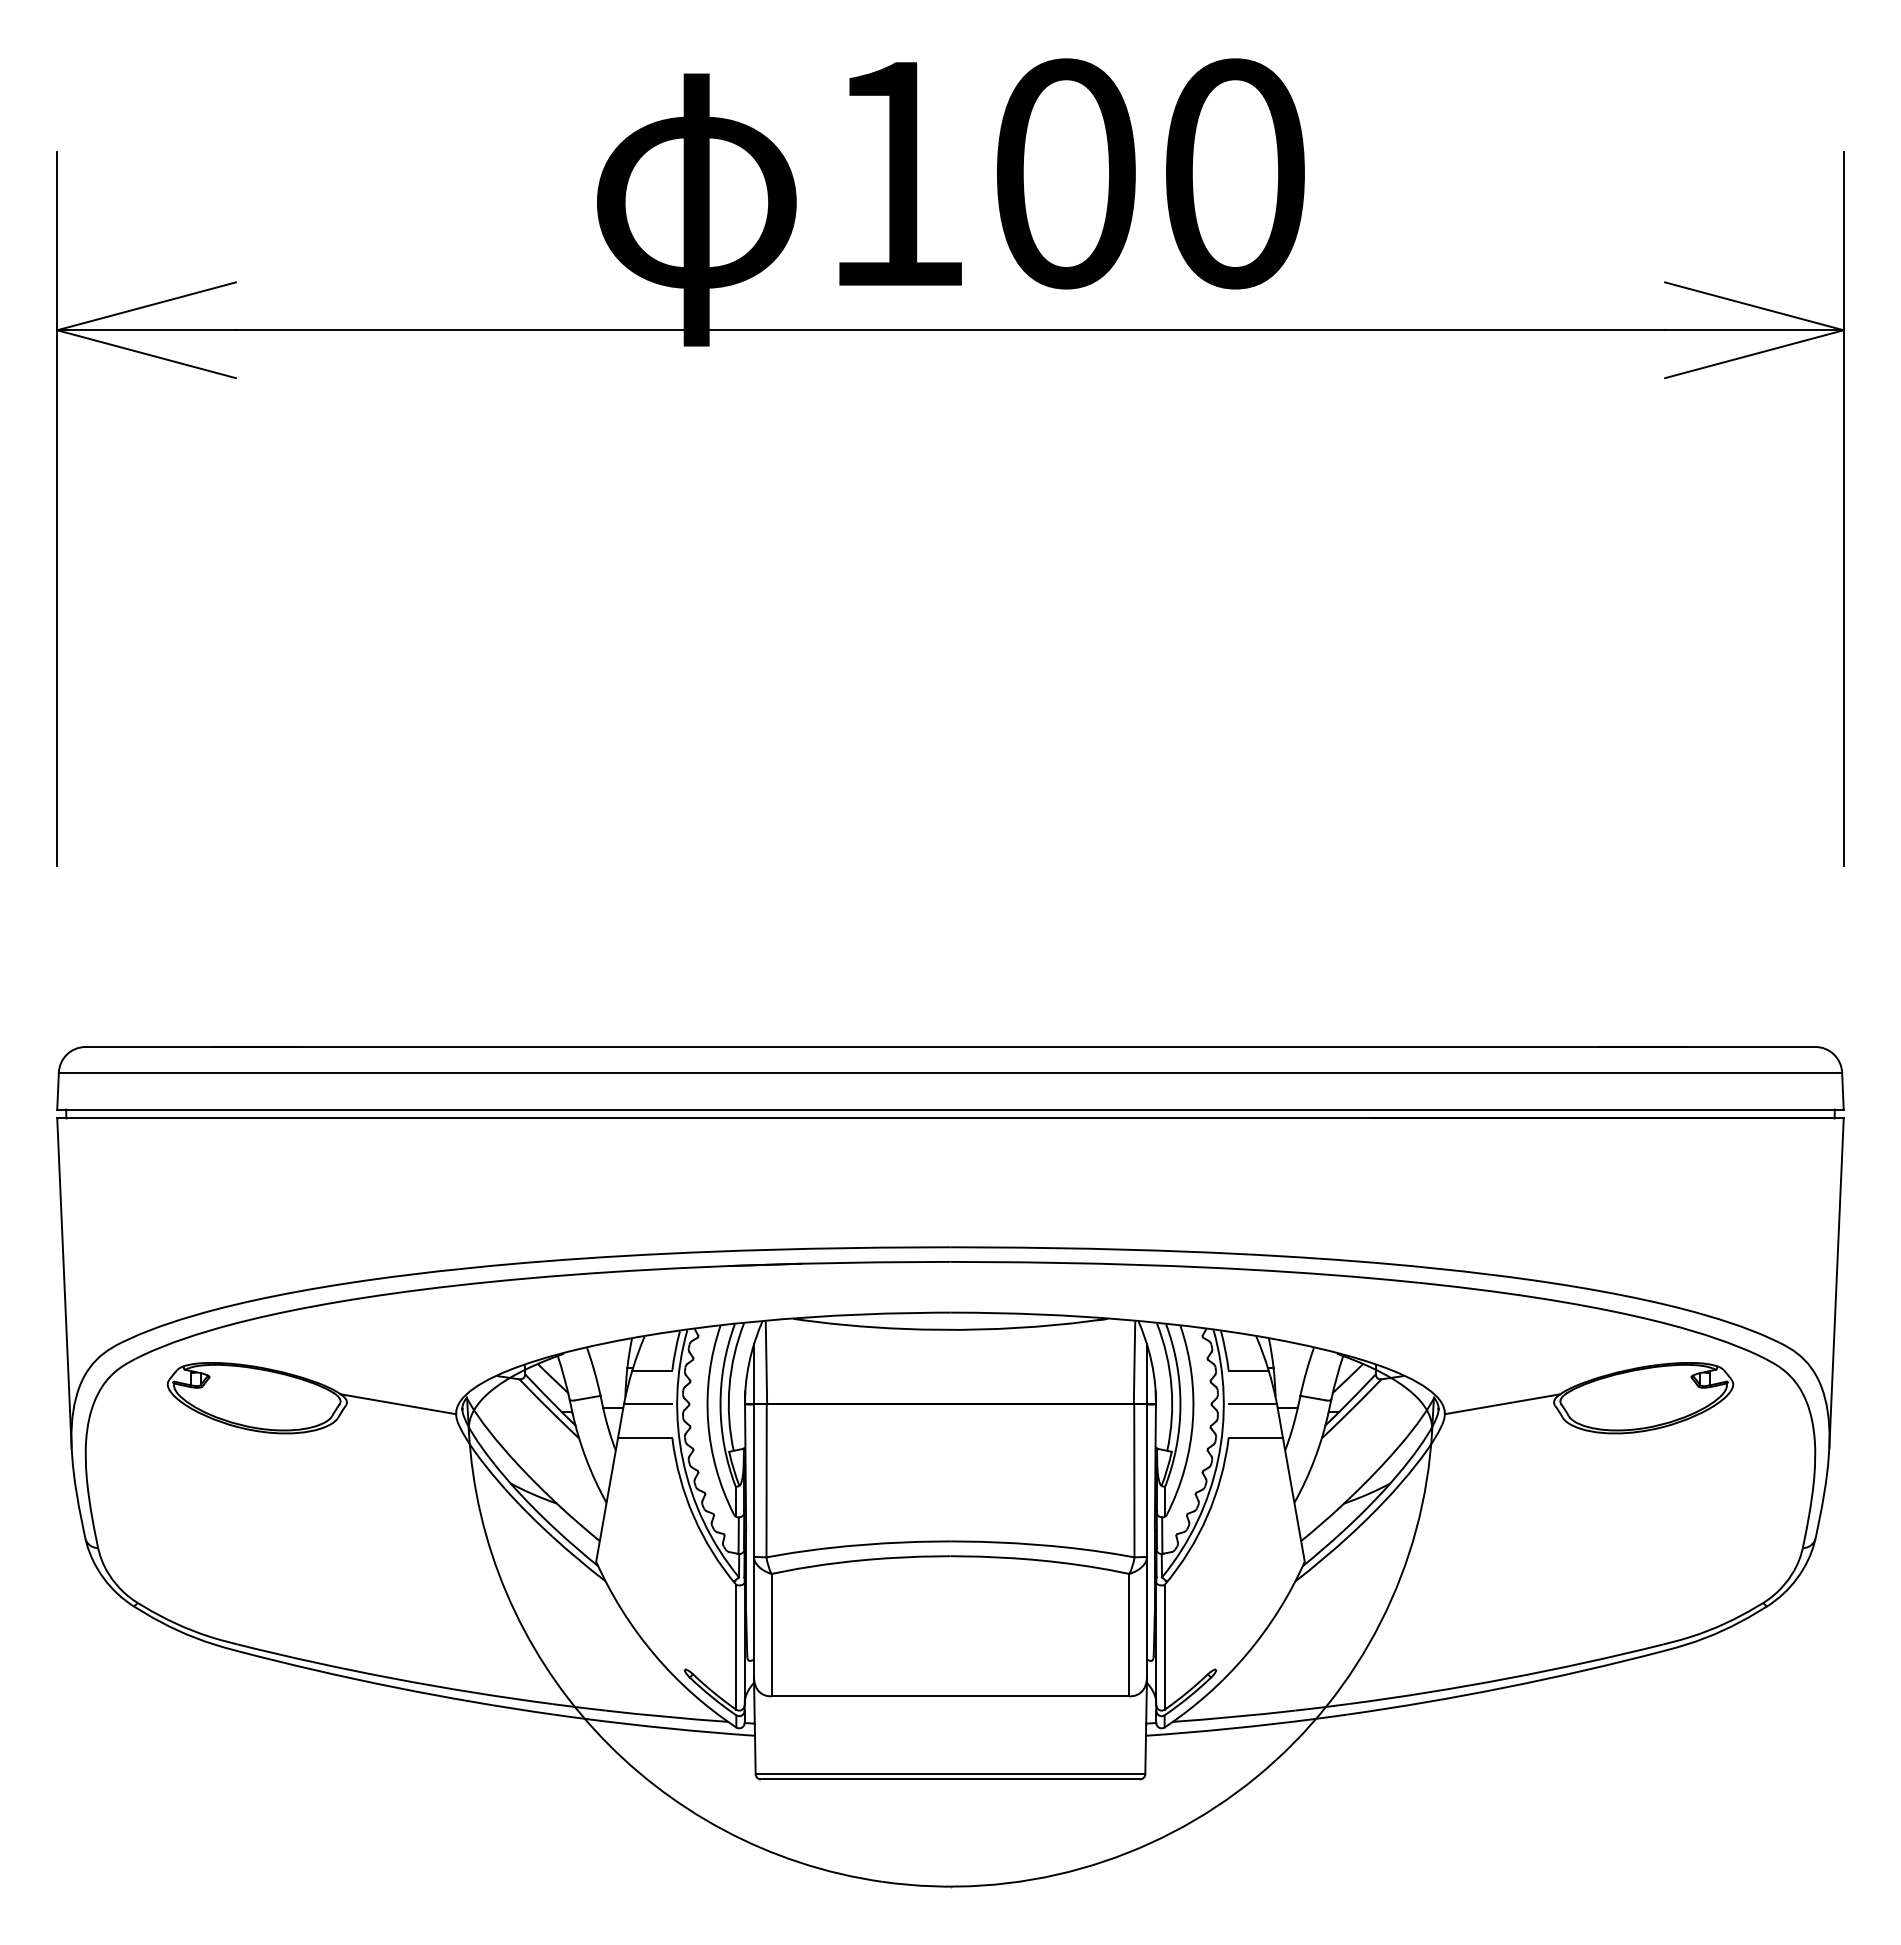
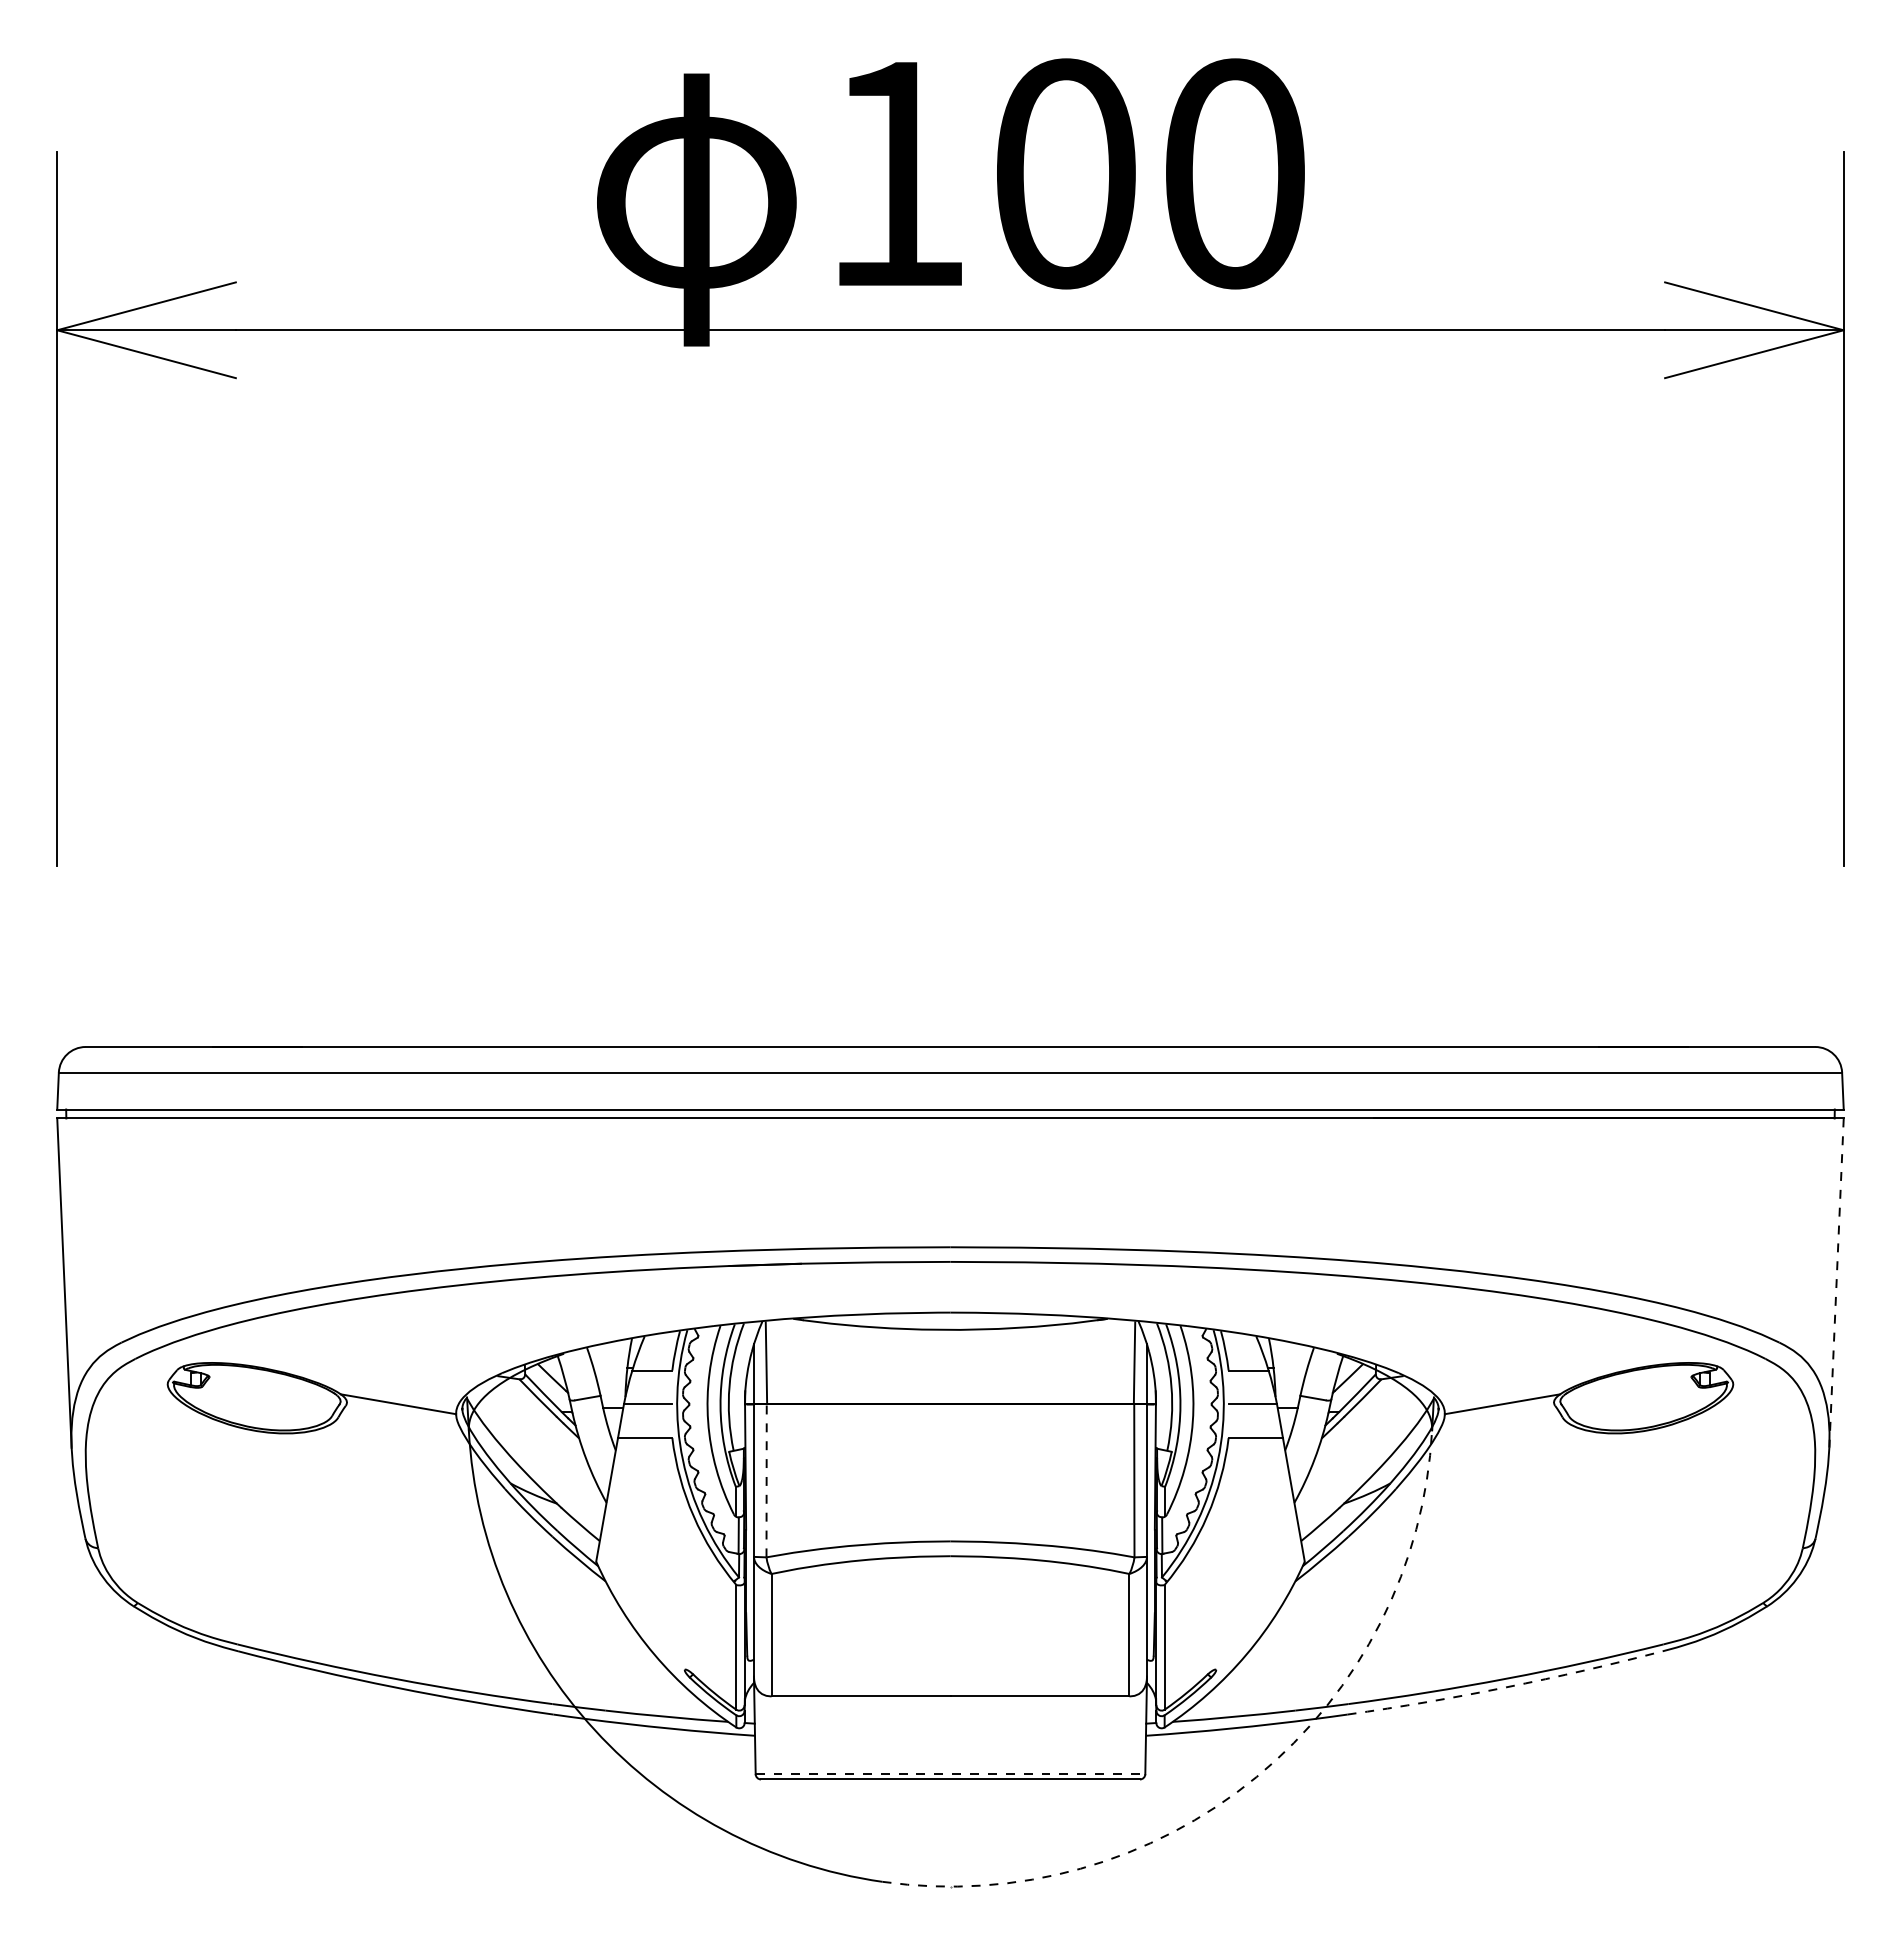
line: solid -> dashed (1836, 1283)
line: solid -> dashed (766, 1480)
arc: solid -> dashed (1506, 1687)
line: solid -> dashed (950, 1774)
arc: solid -> dashed (1256, 1777)
